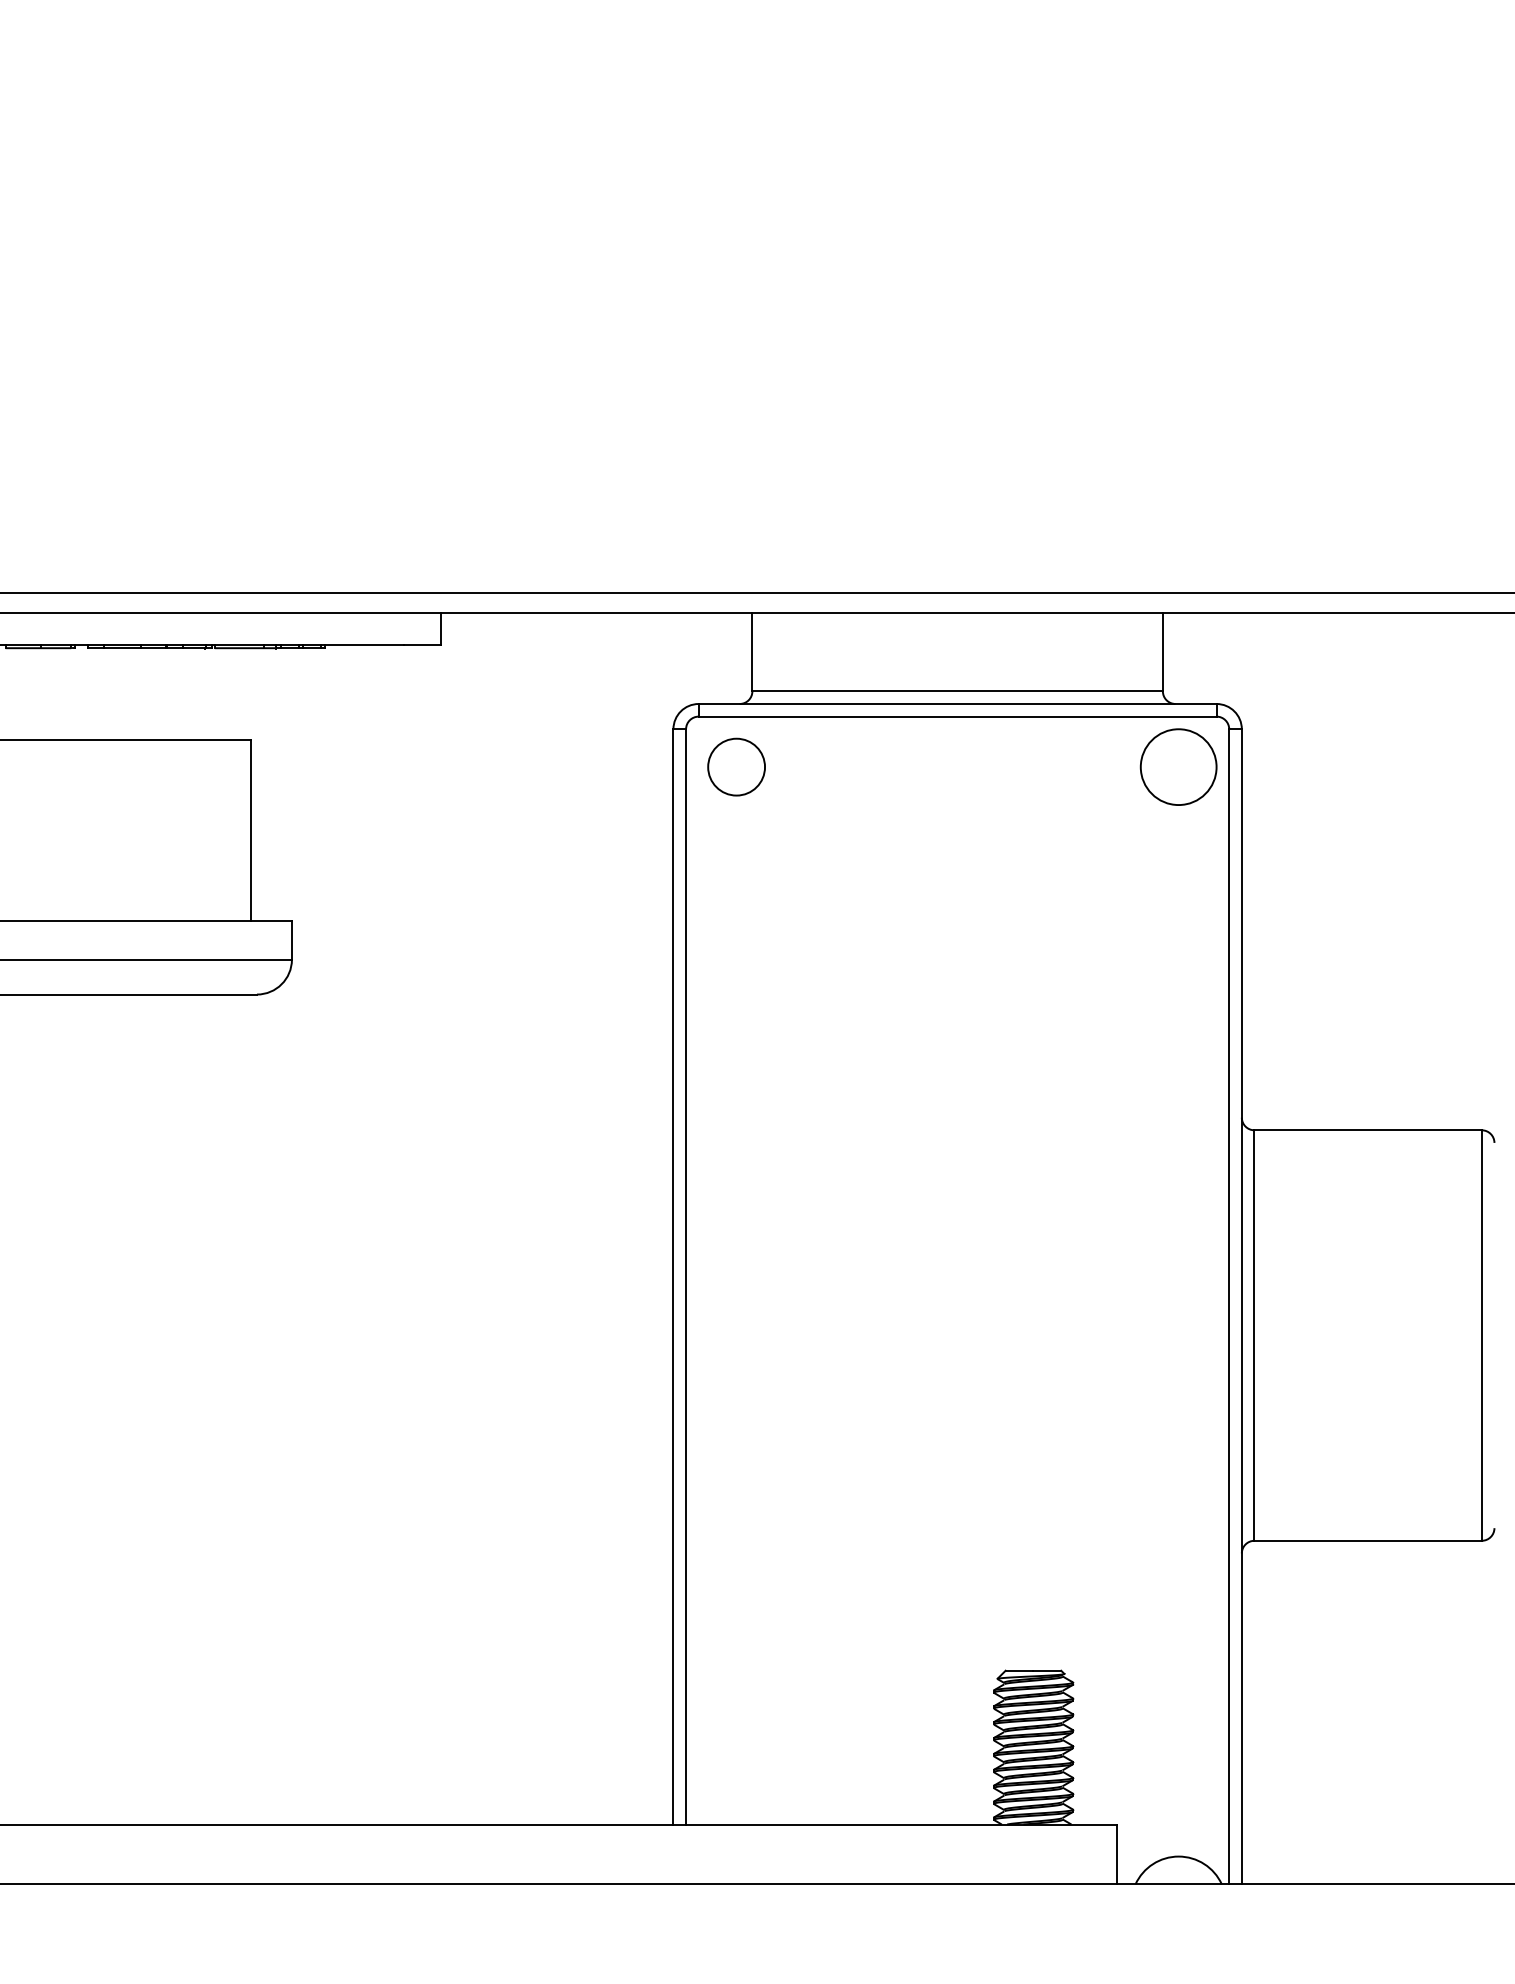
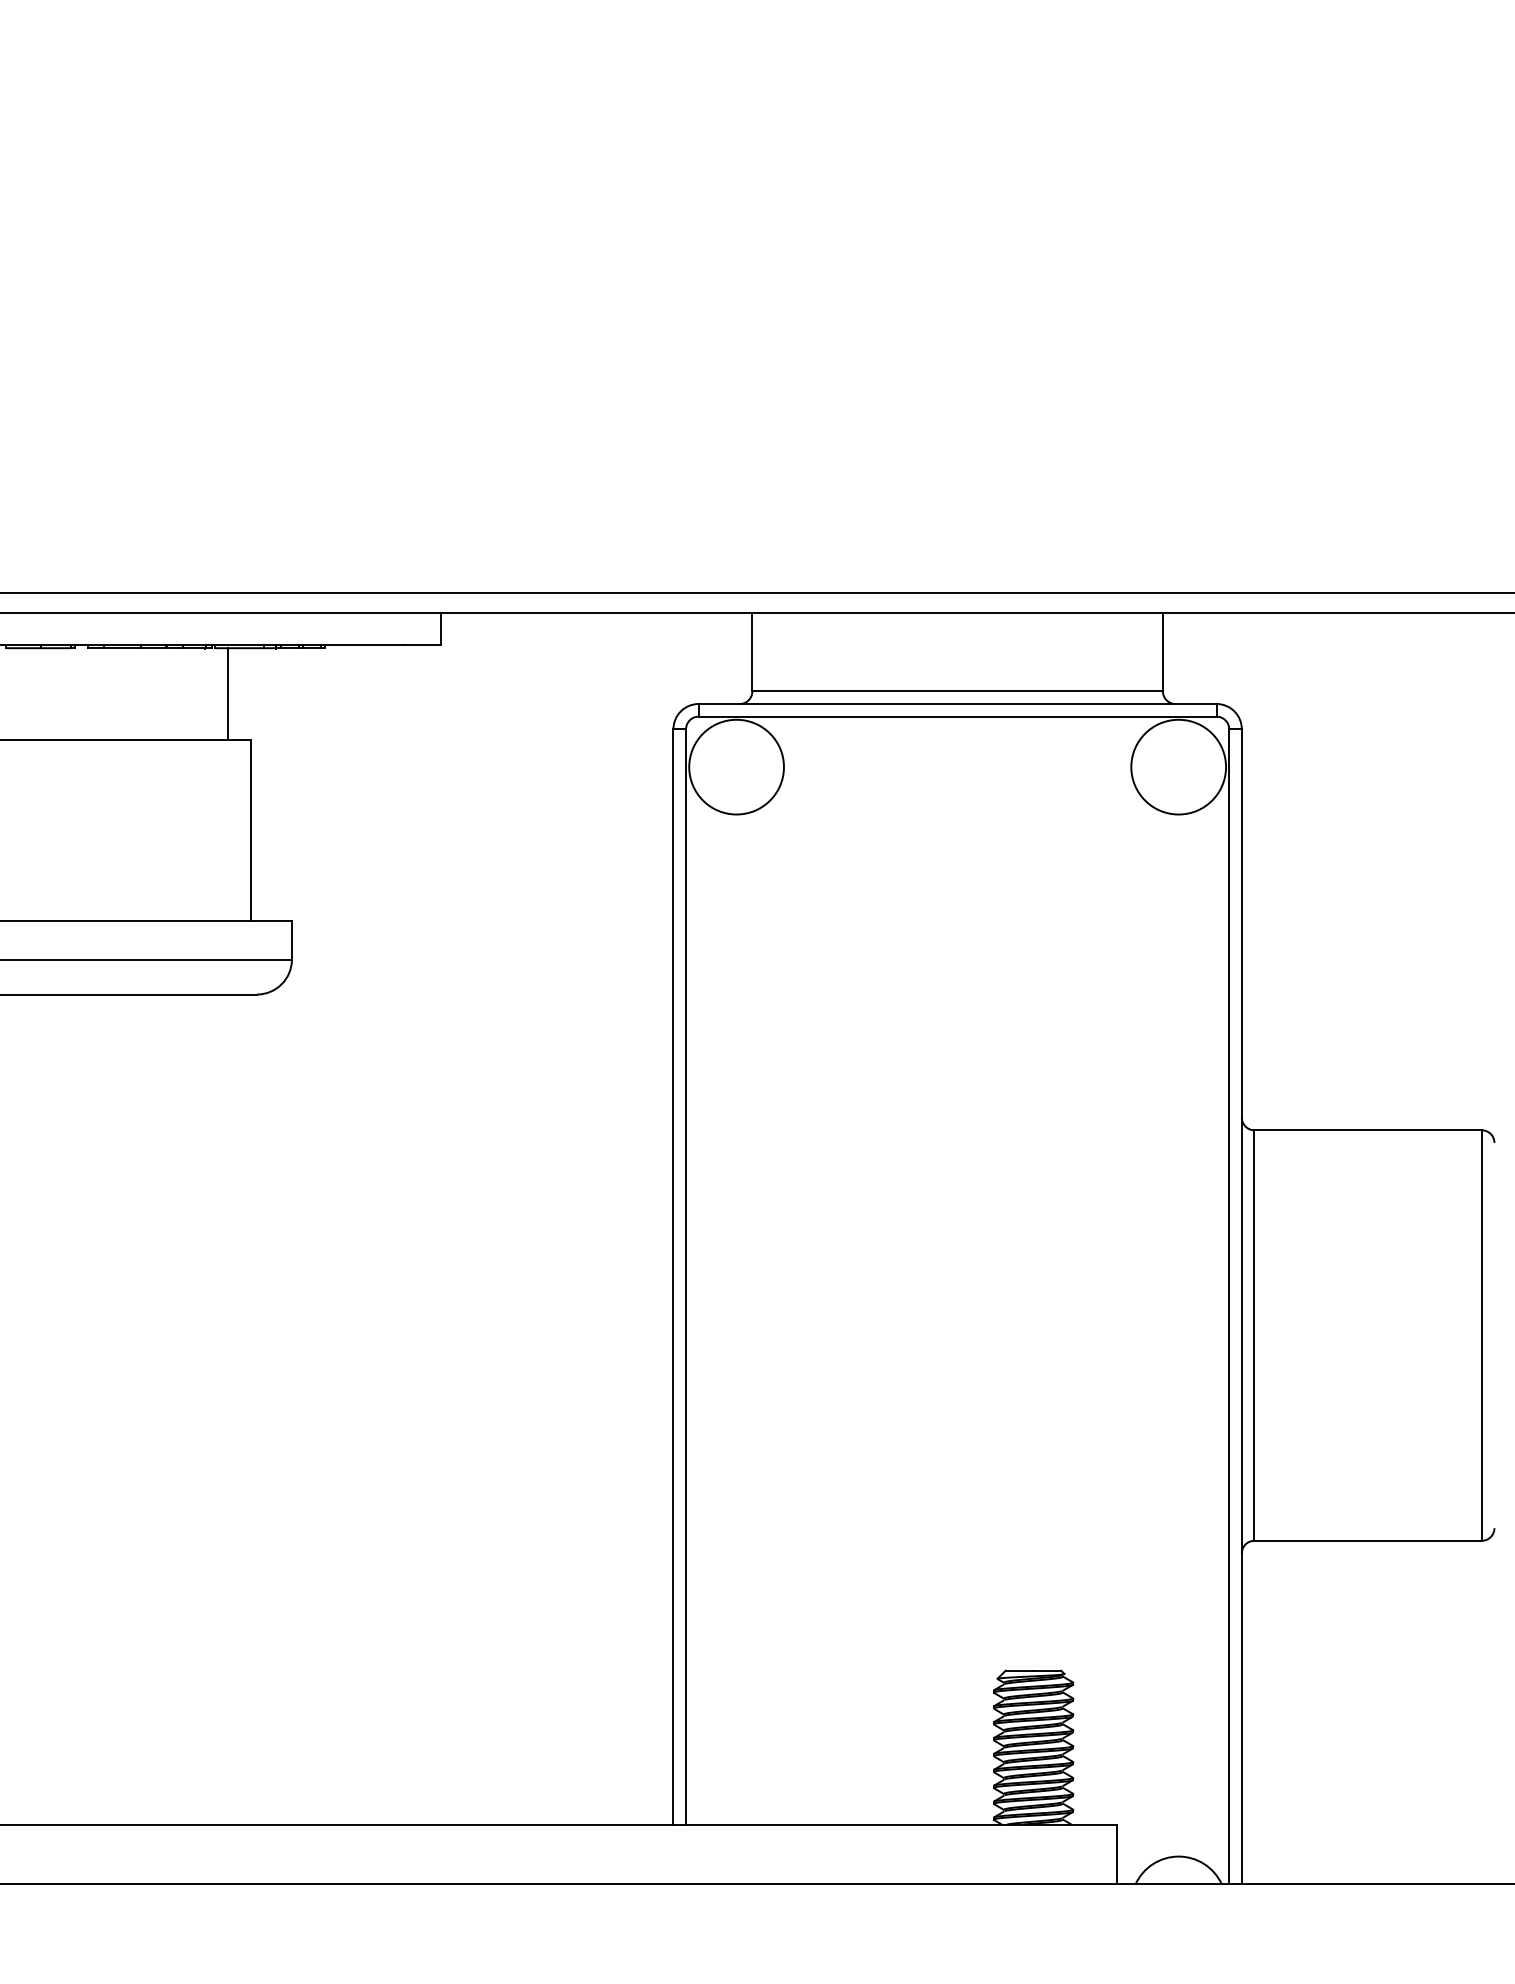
line: none -> present (228, 694)
circle diameter: 57 px -> 95 px (736, 766)
circle diameter: 76 px -> 95 px (1178, 766)
